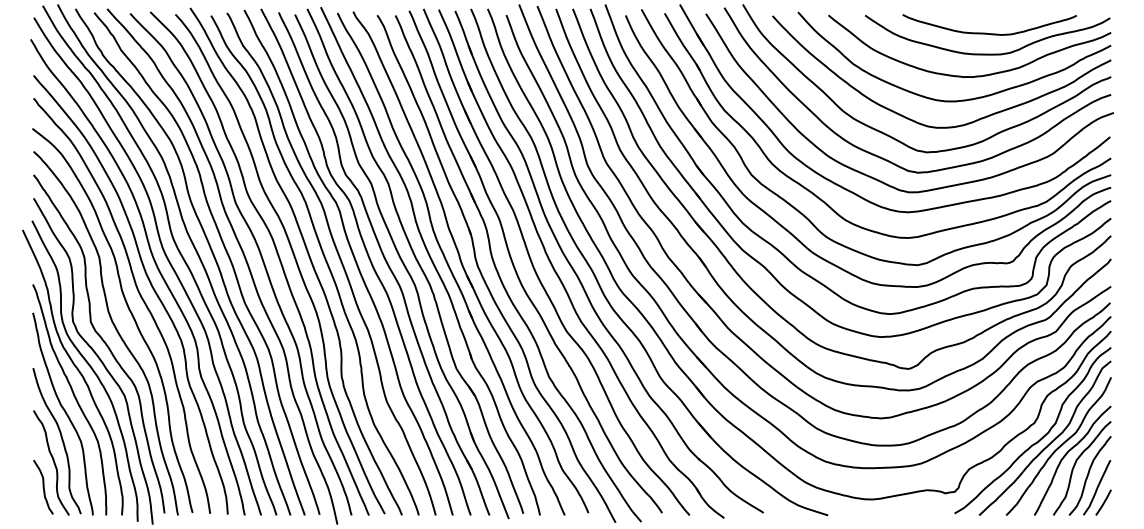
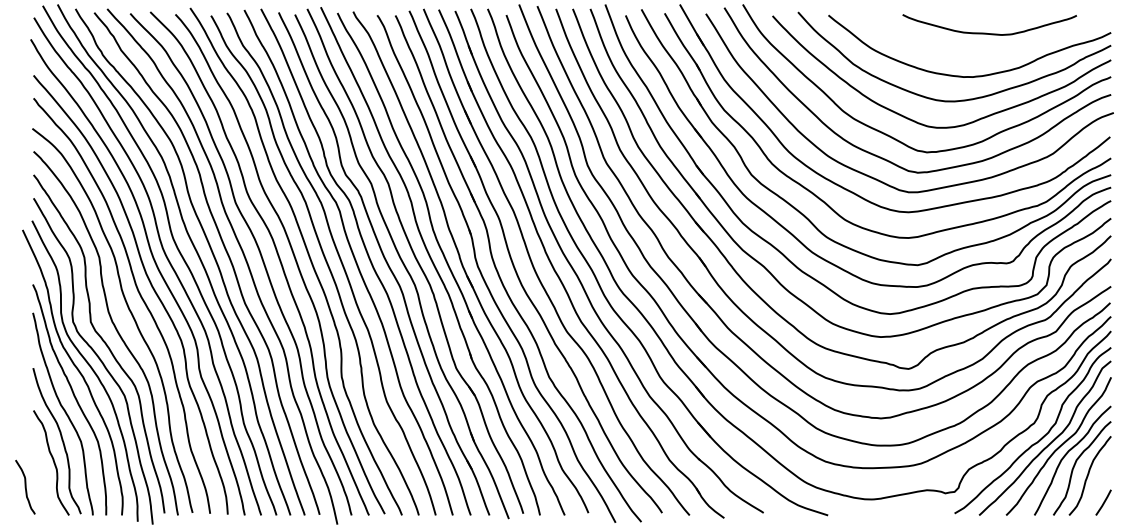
curve: present -> none (987, 53)
curve position: (43, 486) -> (25, 486) (25, 486)
curve: present -> none (1097, 487)
